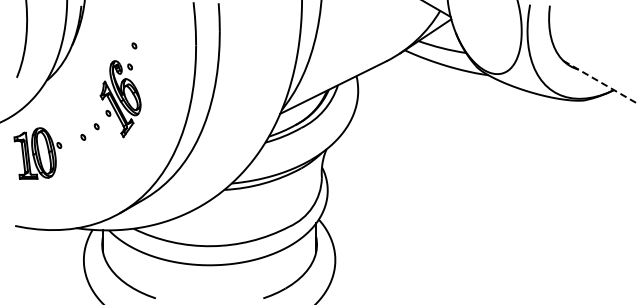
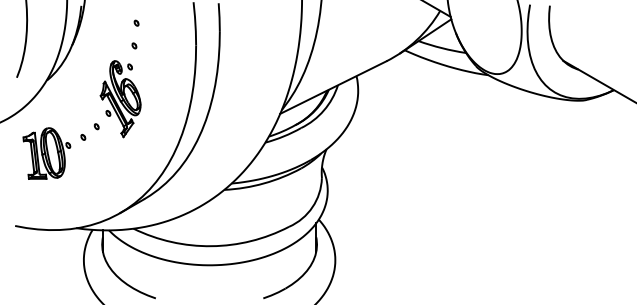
part: none -> present (136, 22)
line: dashed -> solid (600, 82)
part position: (37, 153) -> (46, 153) (46, 153)
